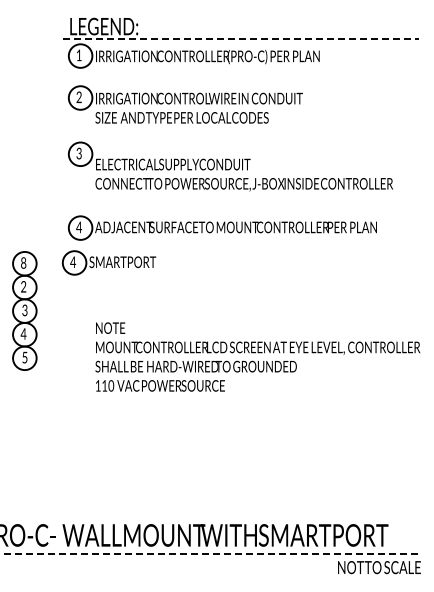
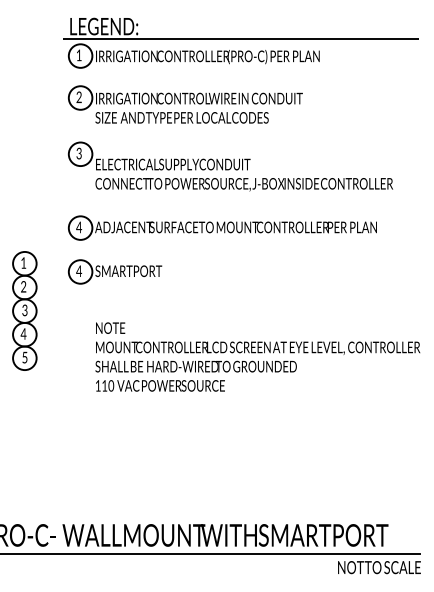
line: dashed -> solid (240, 39)
text: 8 -> 1 (23, 262)
part position: (109, 262) -> (115, 271) (115, 271)
line: dashed -> solid (210, 554)
